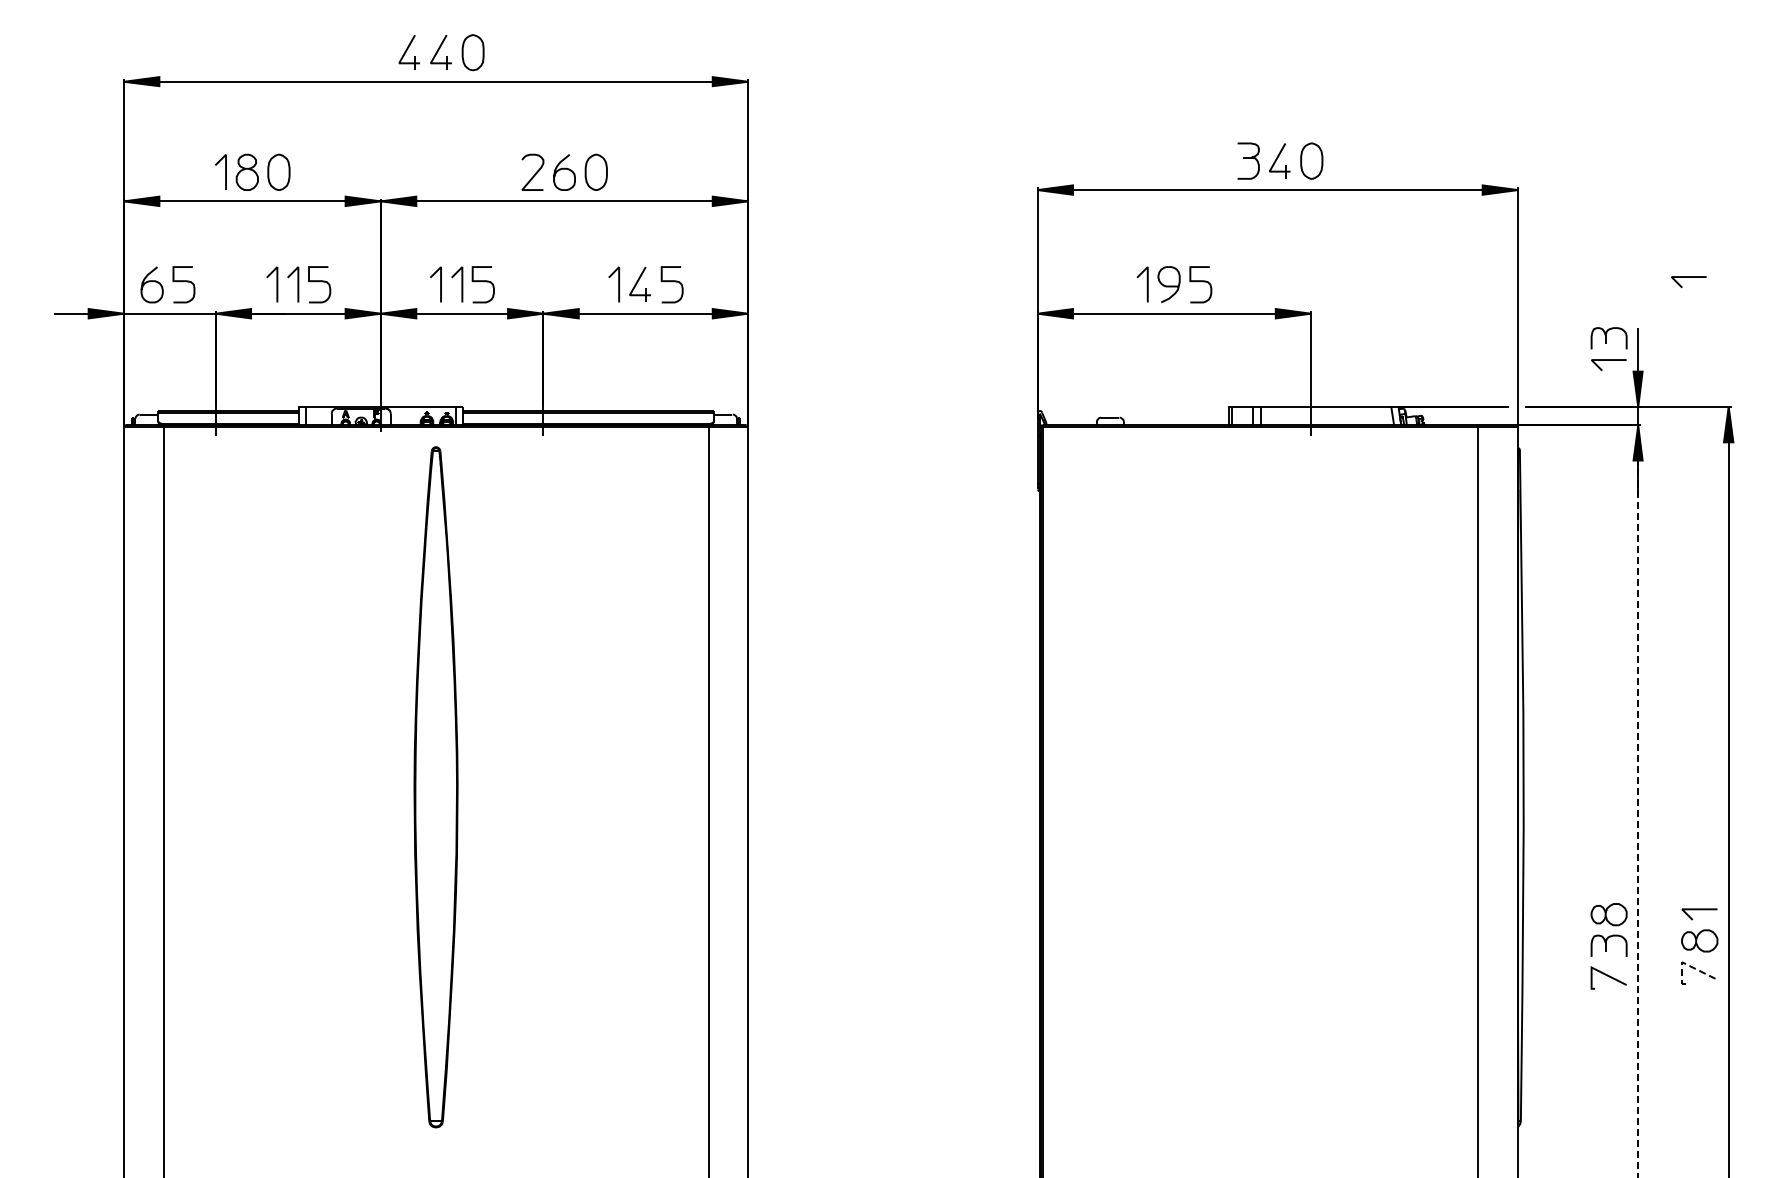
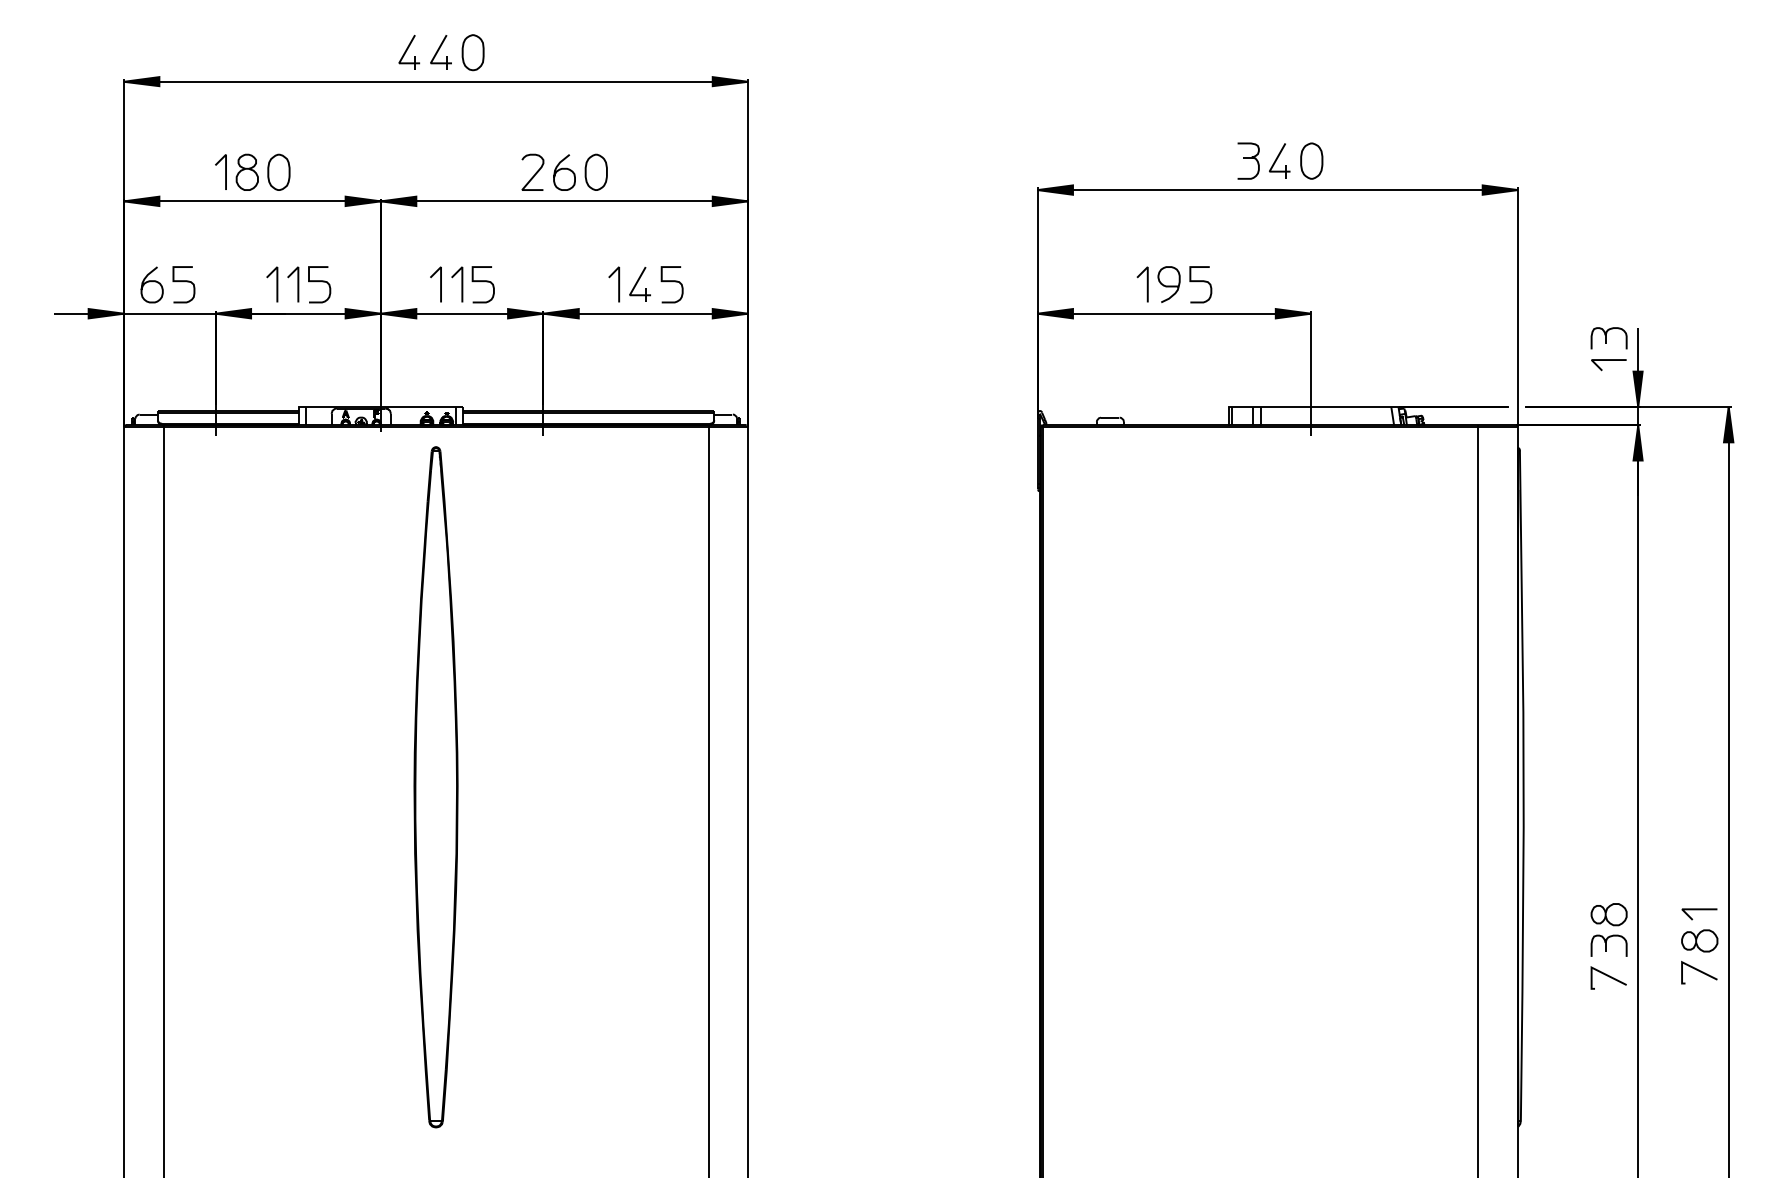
line: present -> none (1688, 277)
line: dashed -> solid (1638, 801)
line: dashed -> solid (1687, 964)
